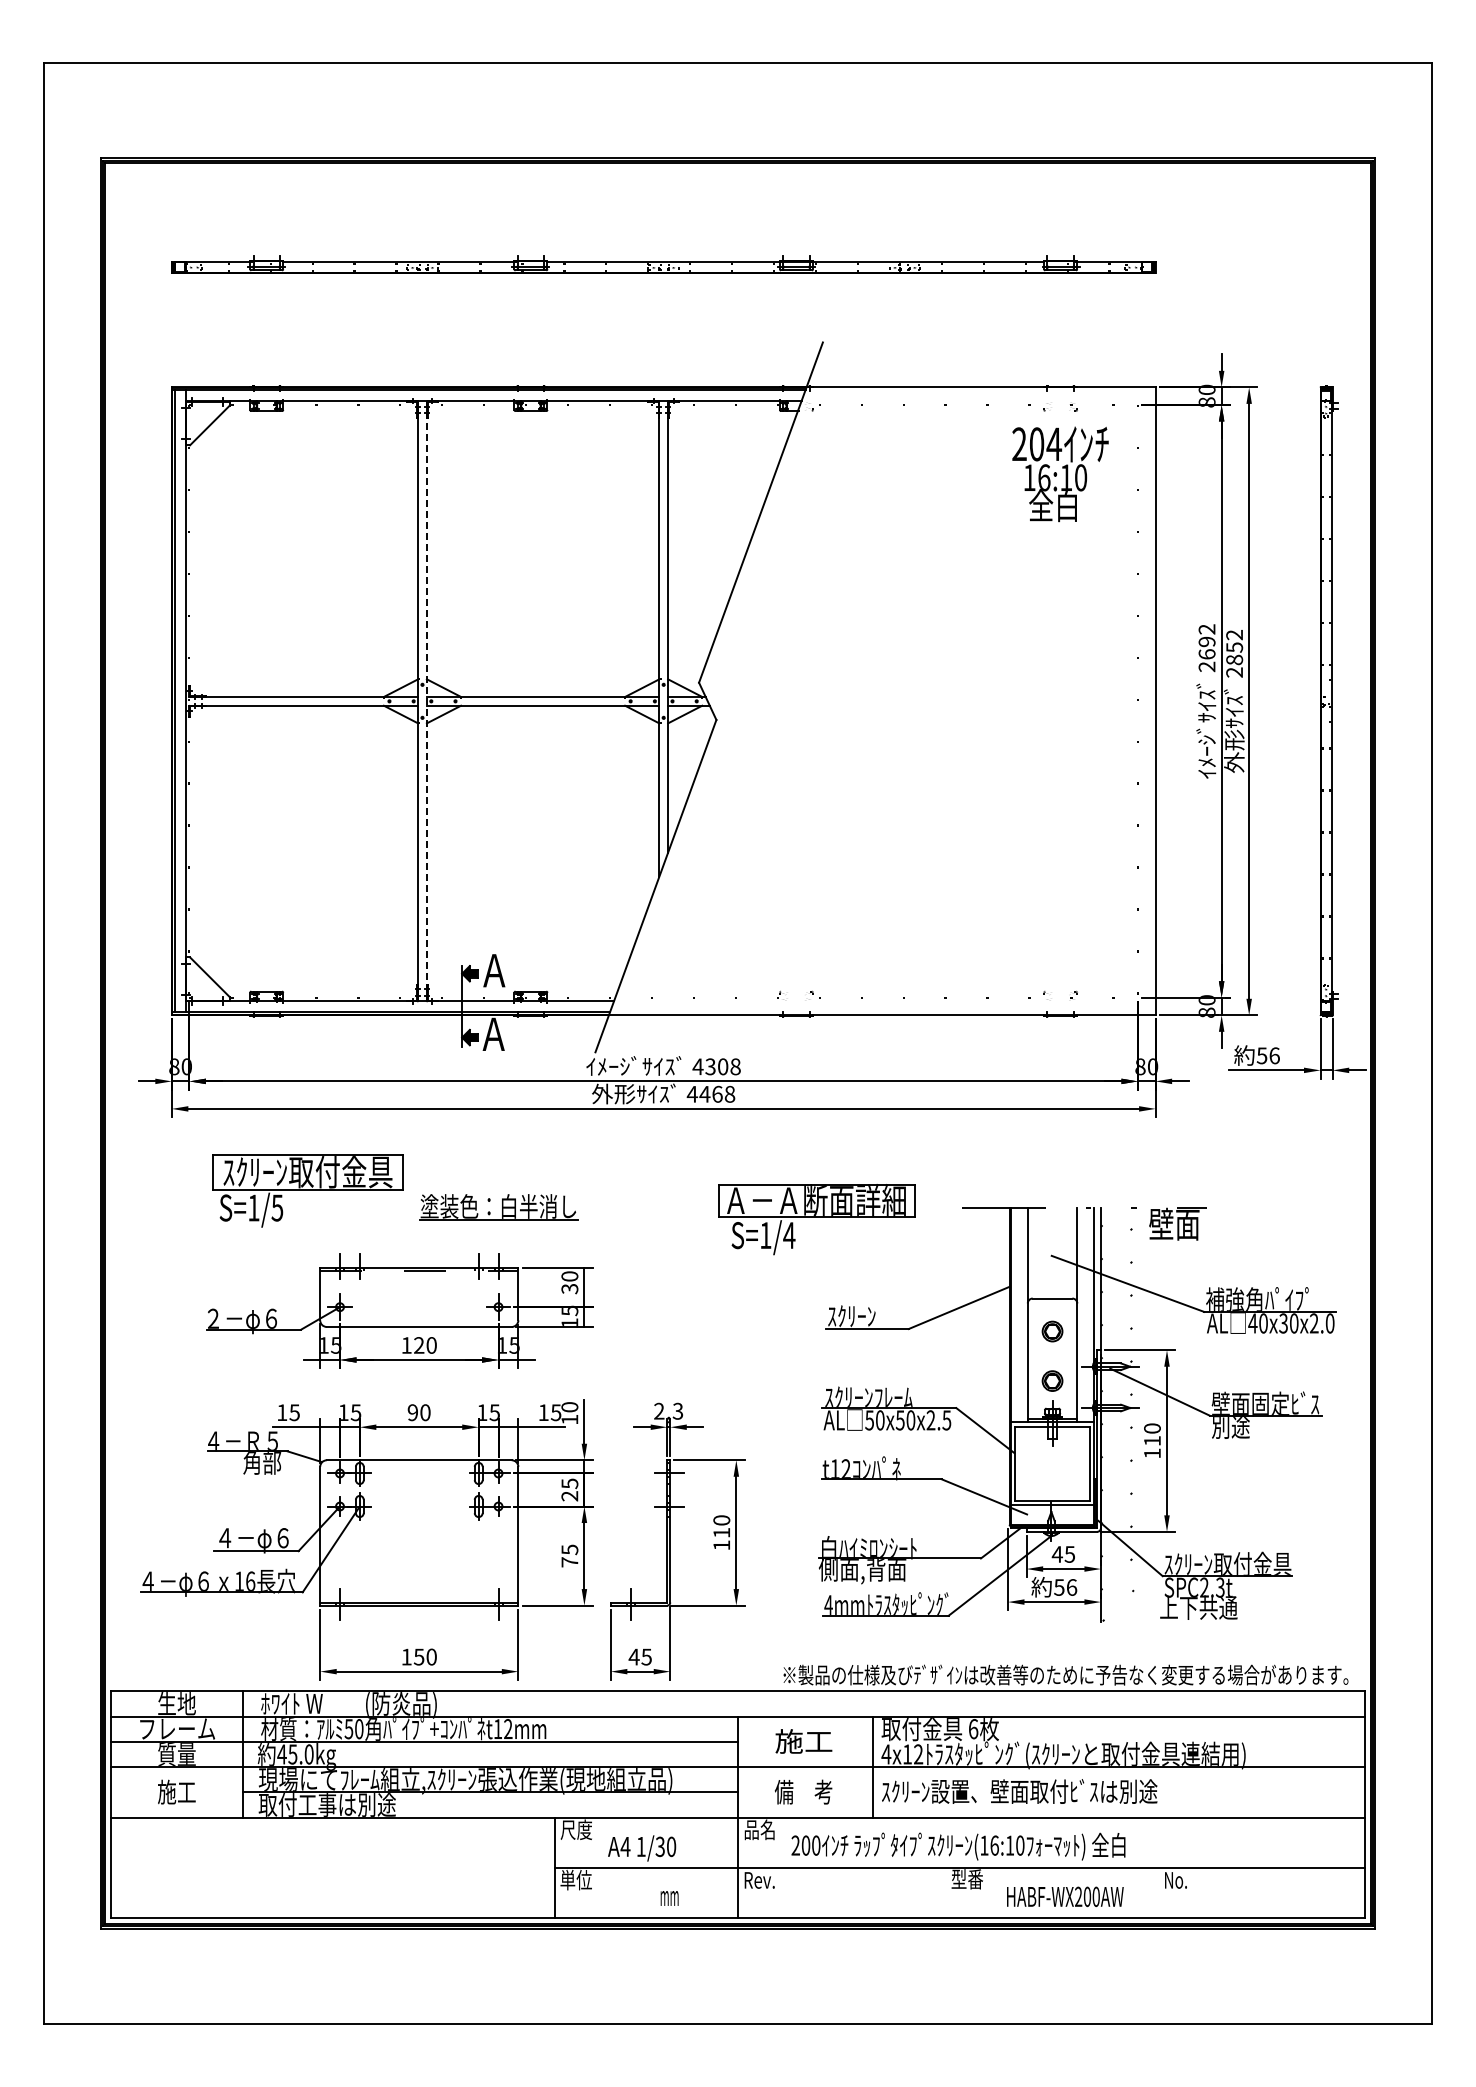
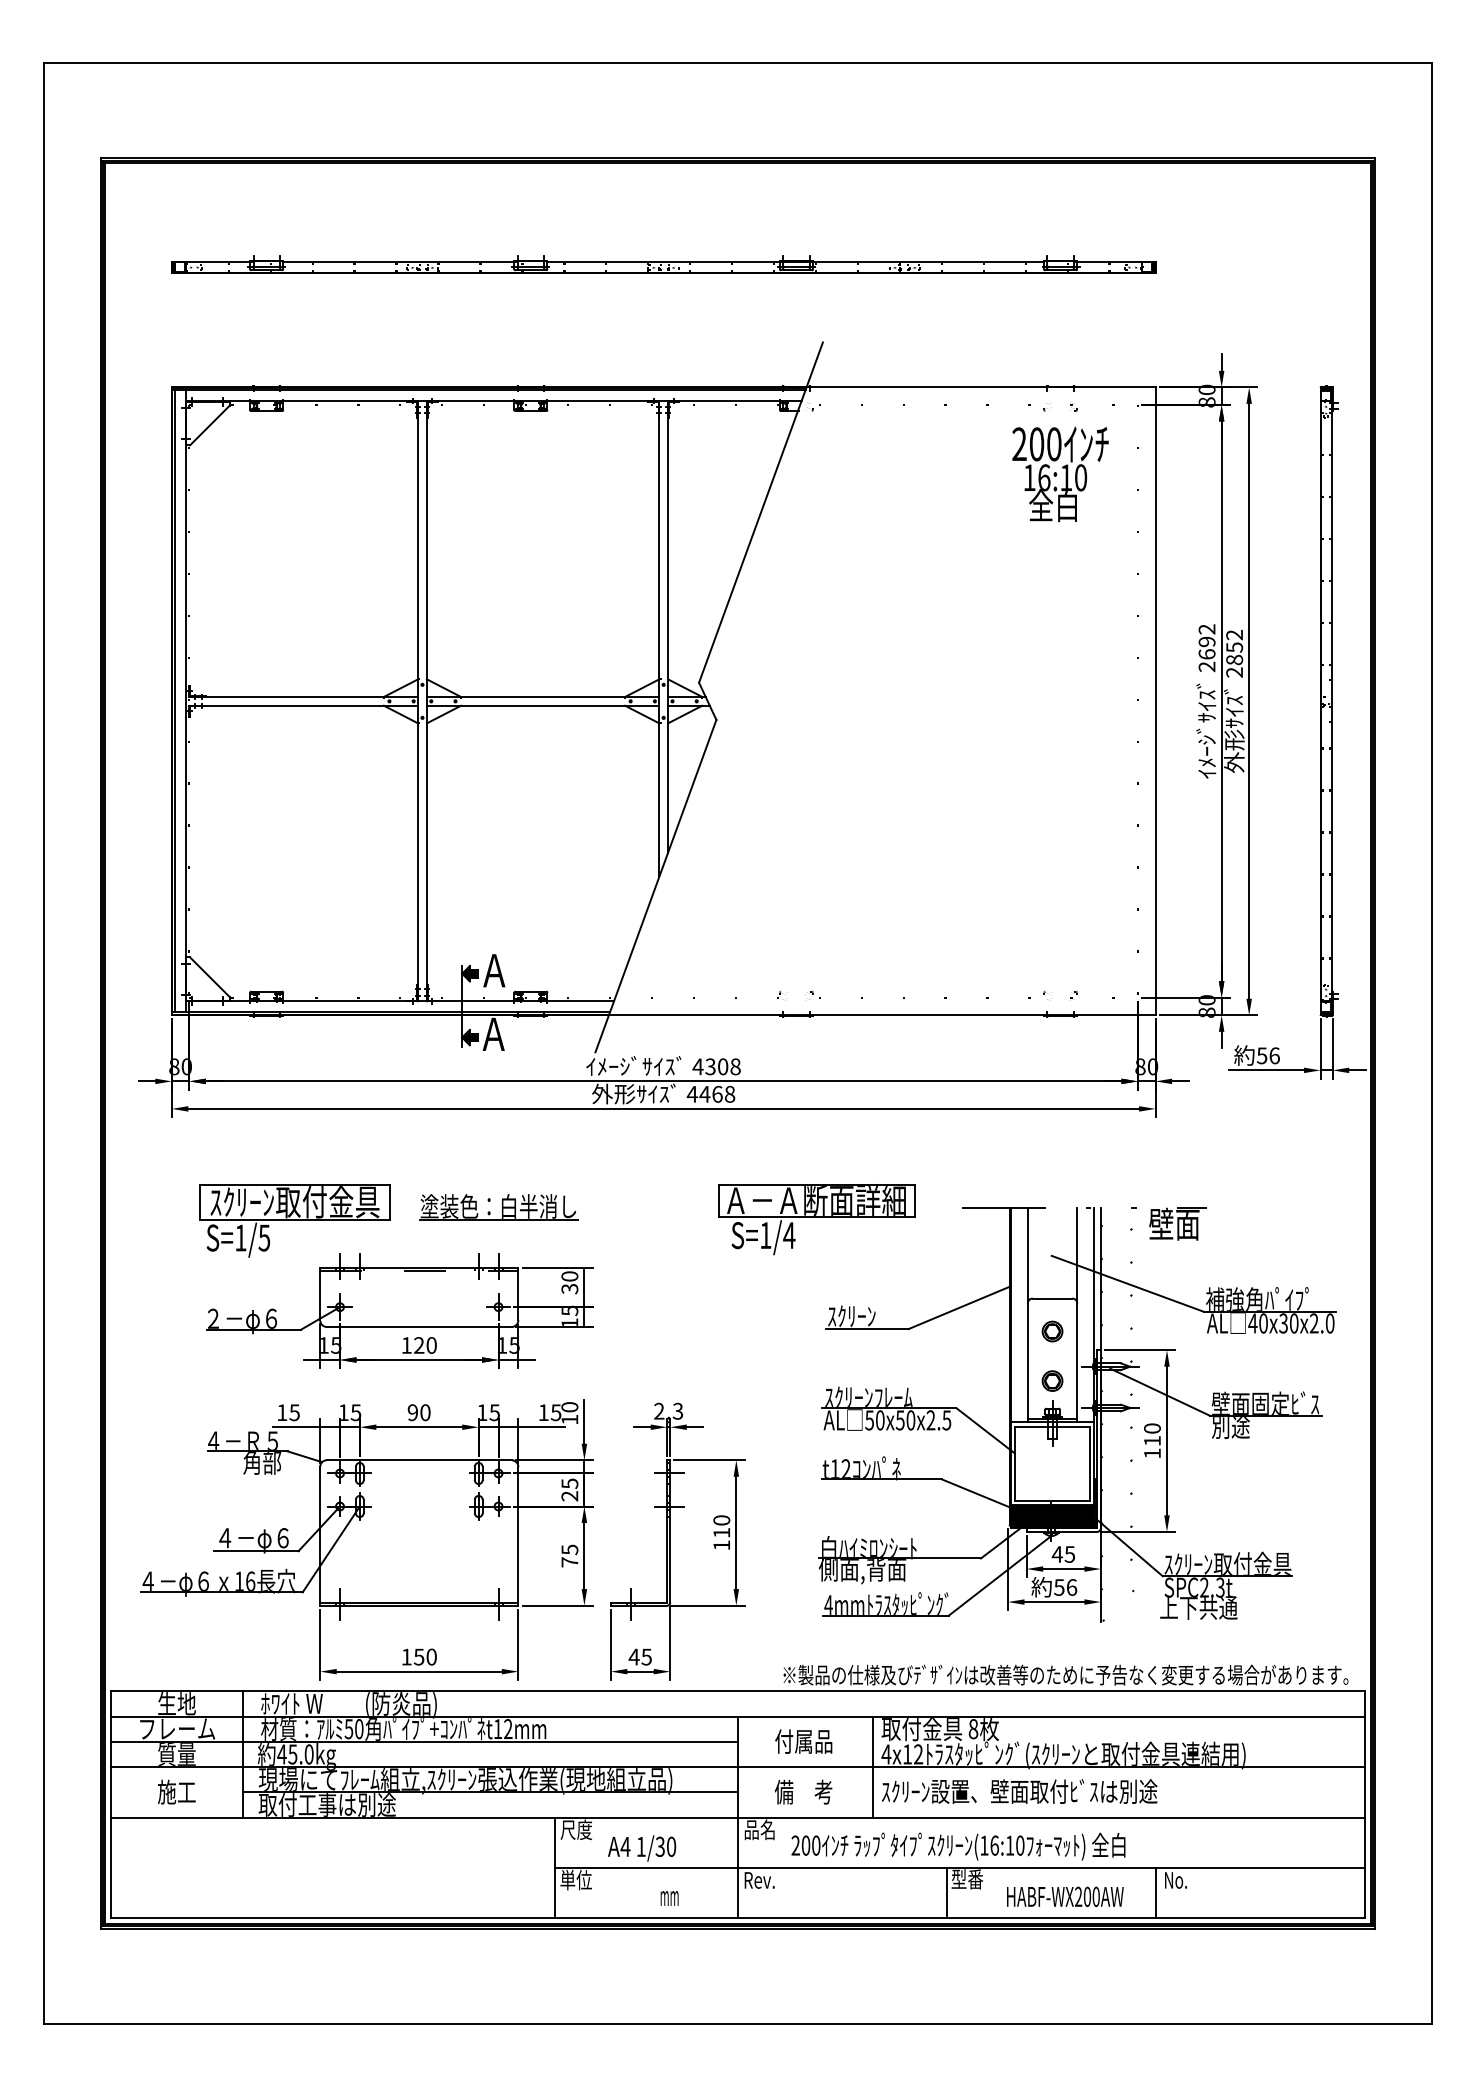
text: 204 -> 200 (1054, 444)
line: dashed -> solid (426, 701)
part position: (307, 1190) -> (294, 1220) (294, 1220)
fill: none -> present (1052, 1514)
text: 6 -> 8 (973, 1729)
text: 施工 -> 付属品 (803, 1741)
line: none -> present (947, 1893)
line: none -> present (1156, 1893)
